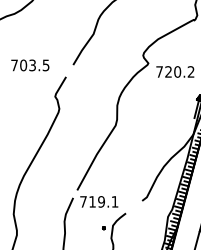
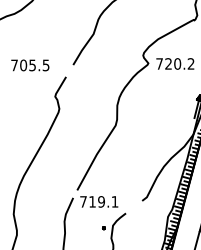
text: 703.5 -> 705.5 (32, 64)
text position: (175, 71) -> (175, 63) (175, 63)
